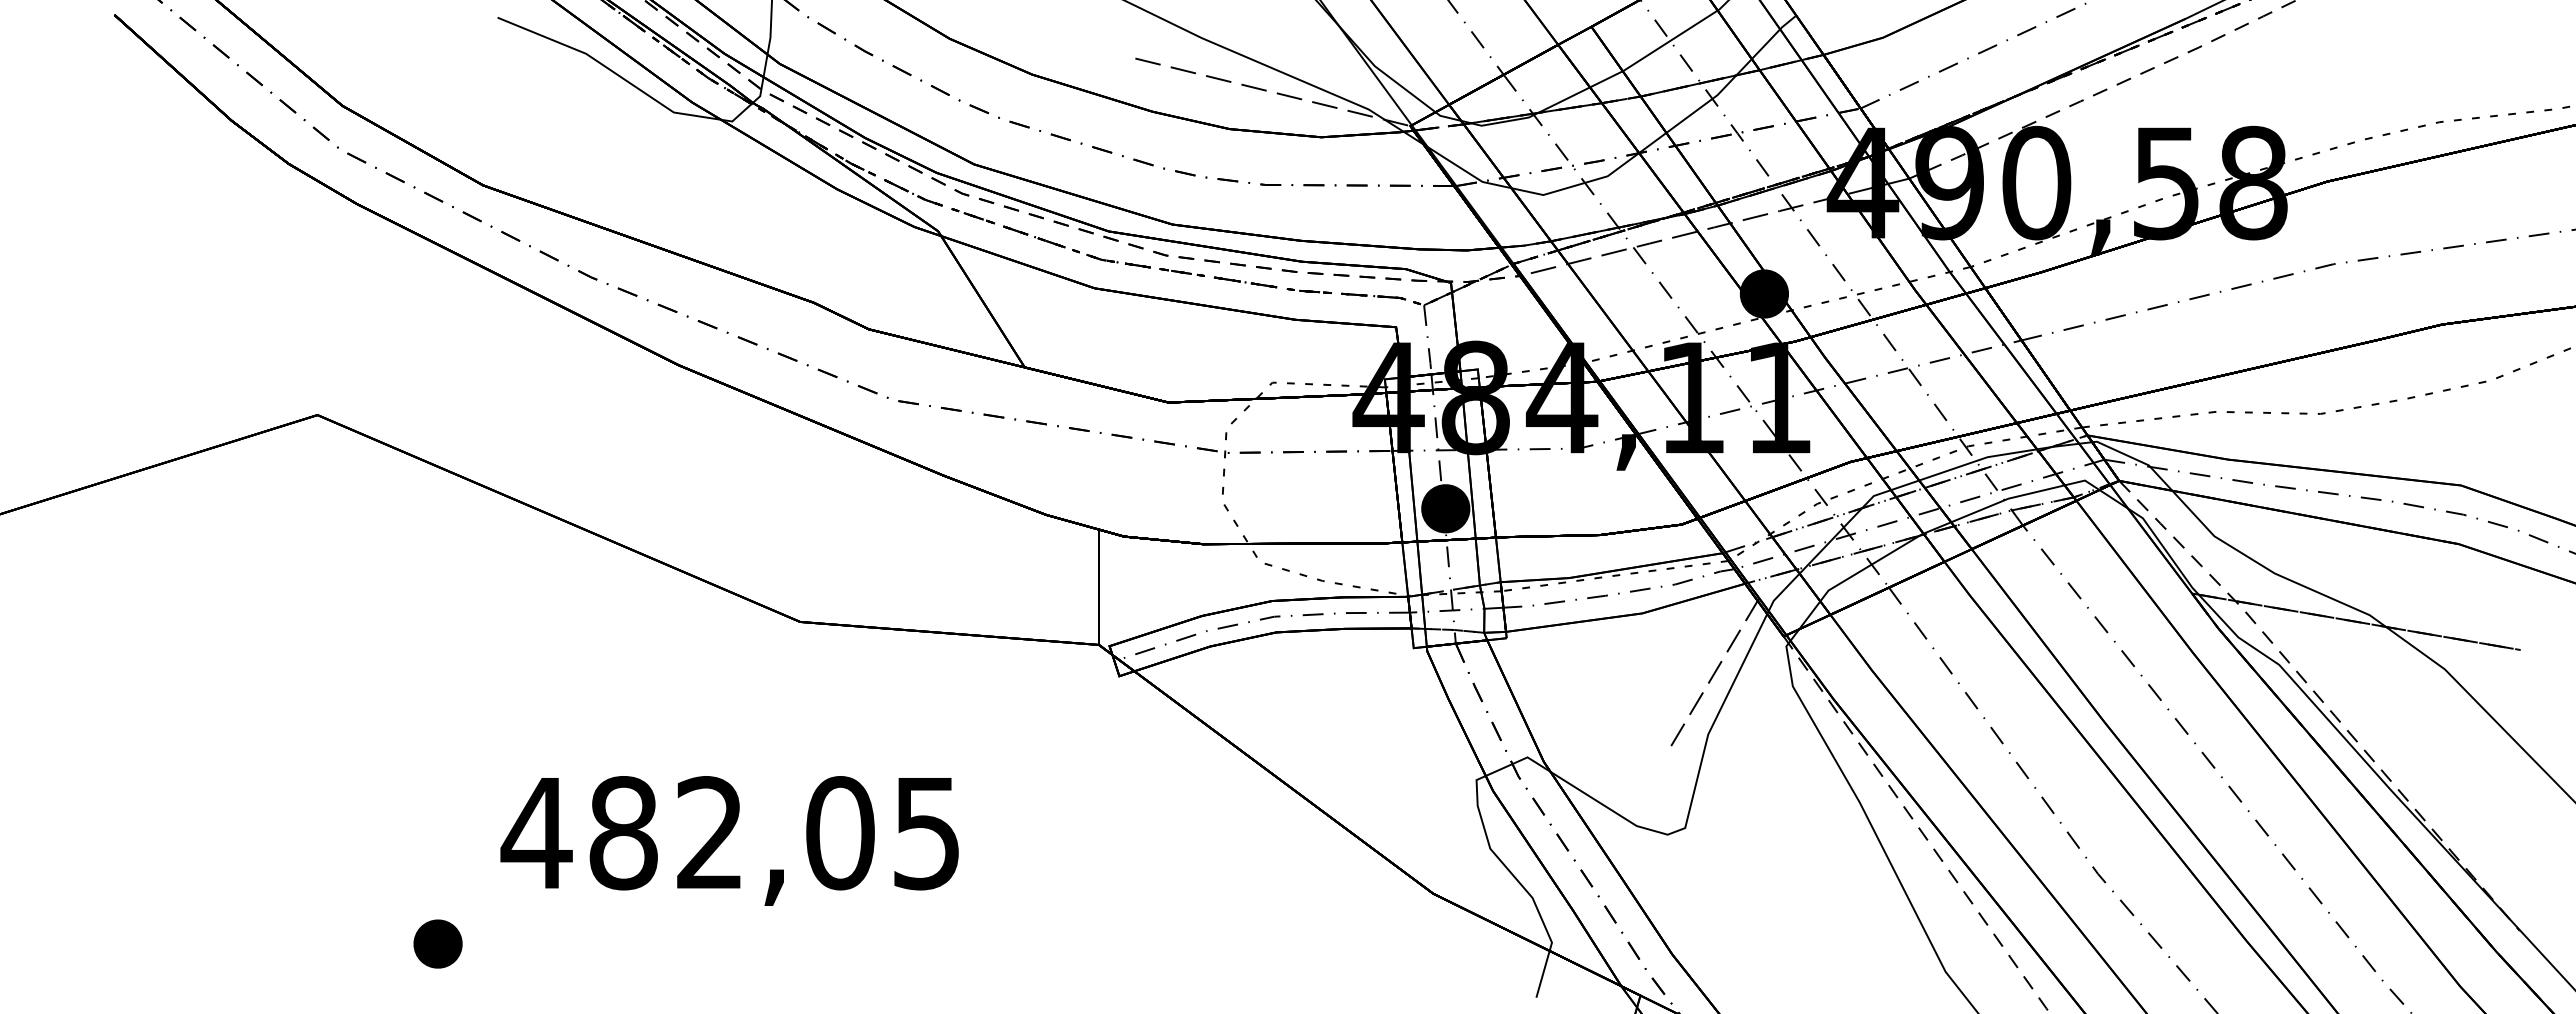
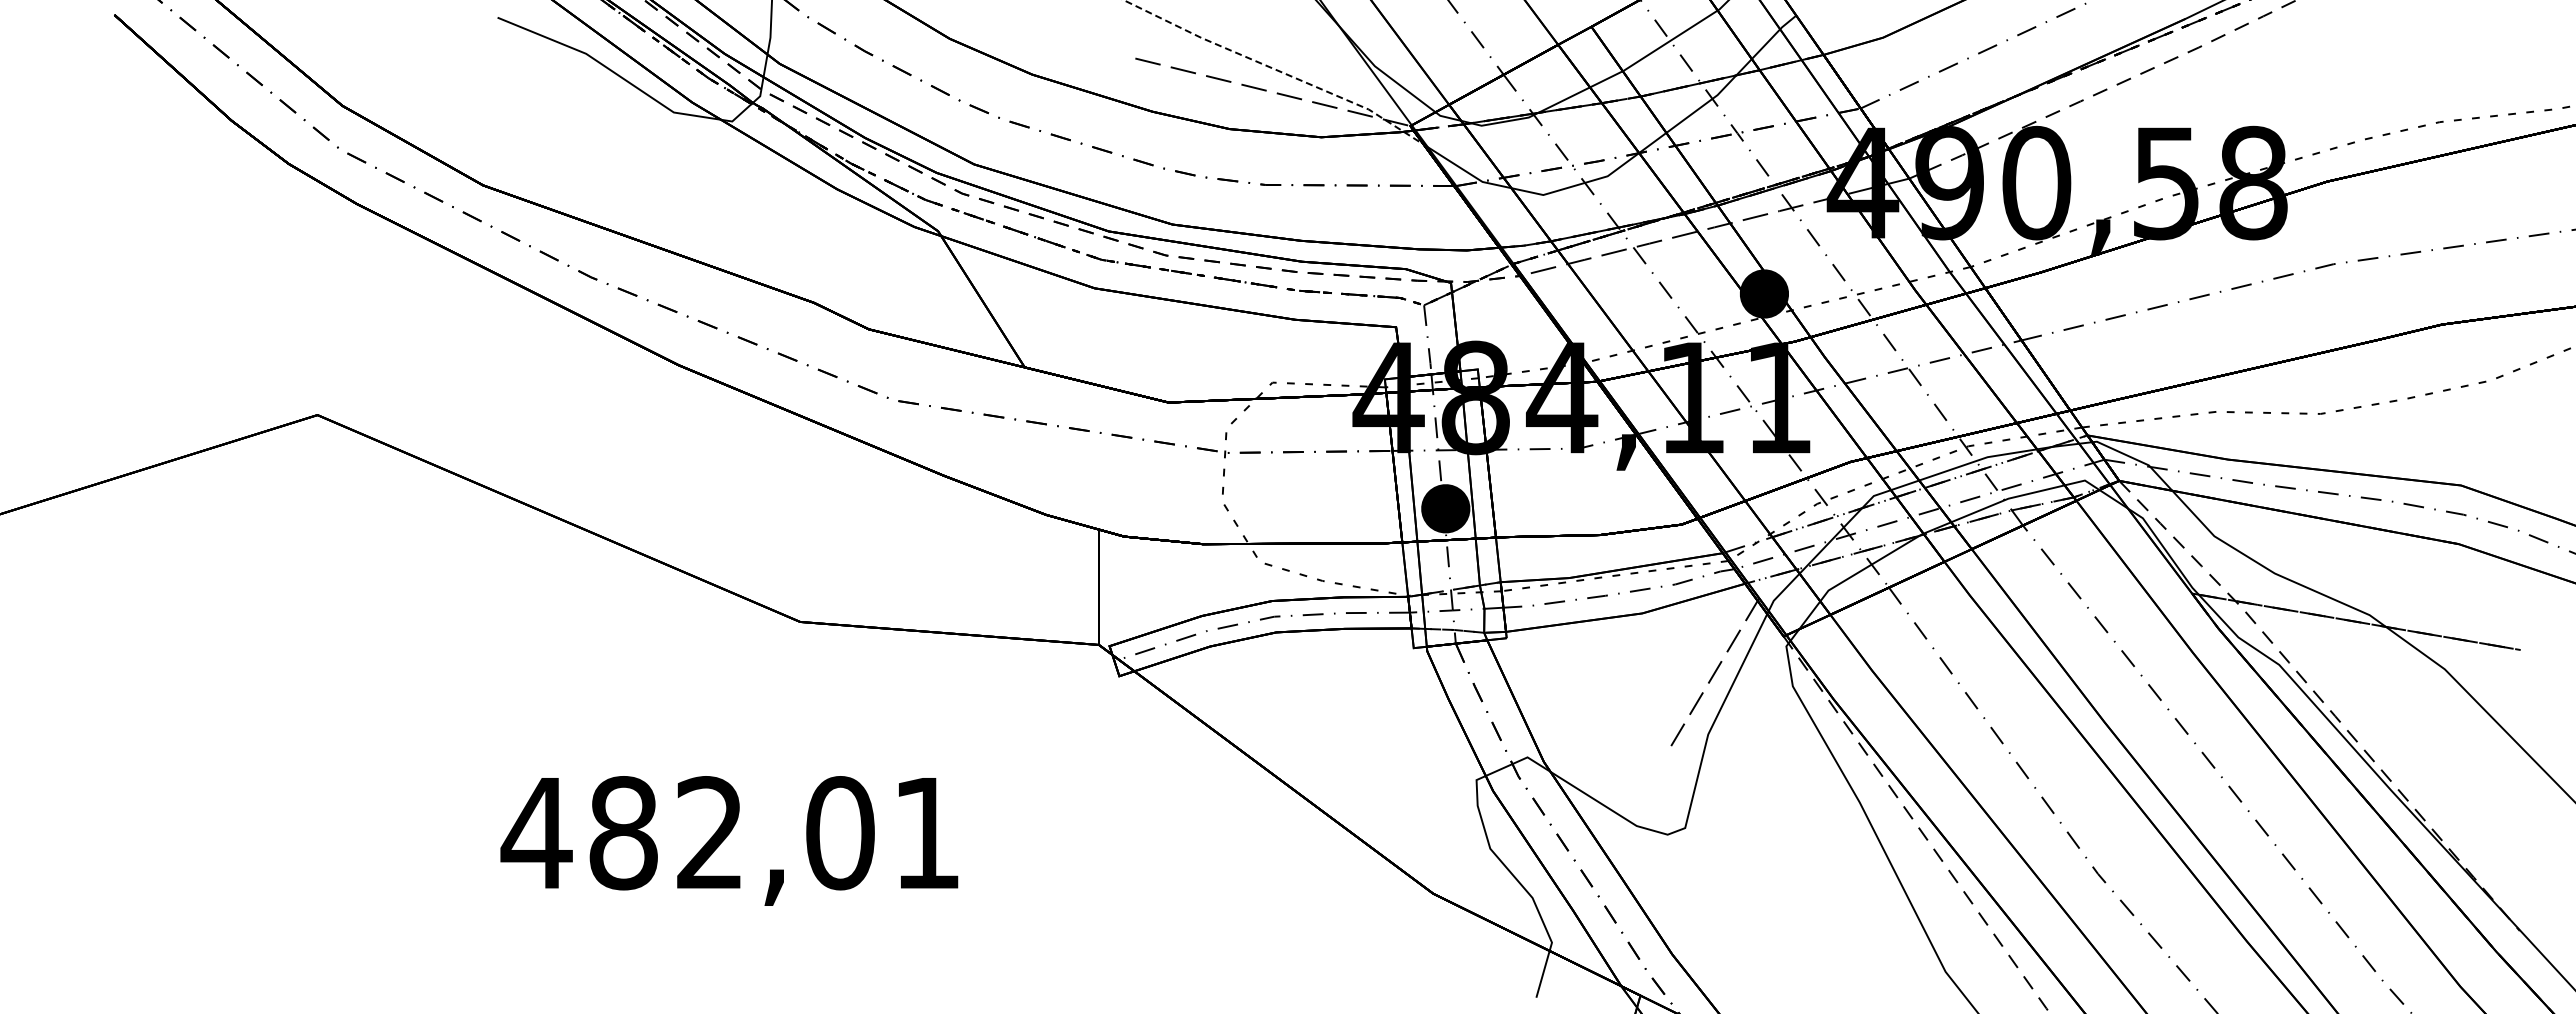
line: solid -> dashed (1276, 69)
text: 482,05 -> 482,01 (926, 834)
part: present -> none (437, 943)
